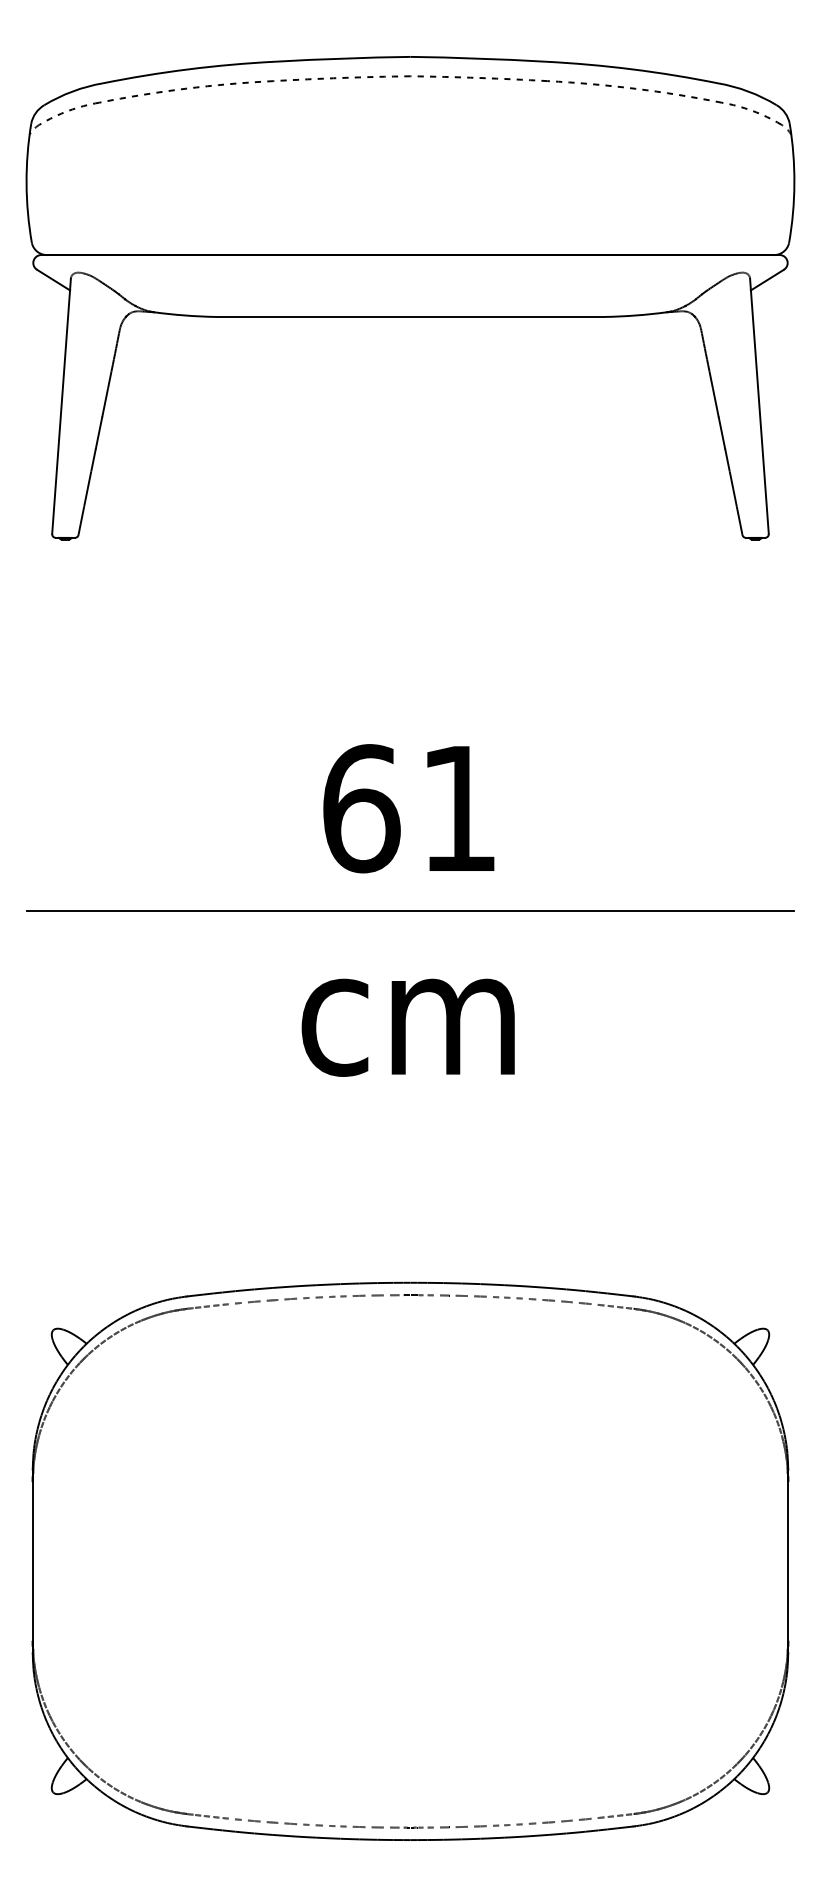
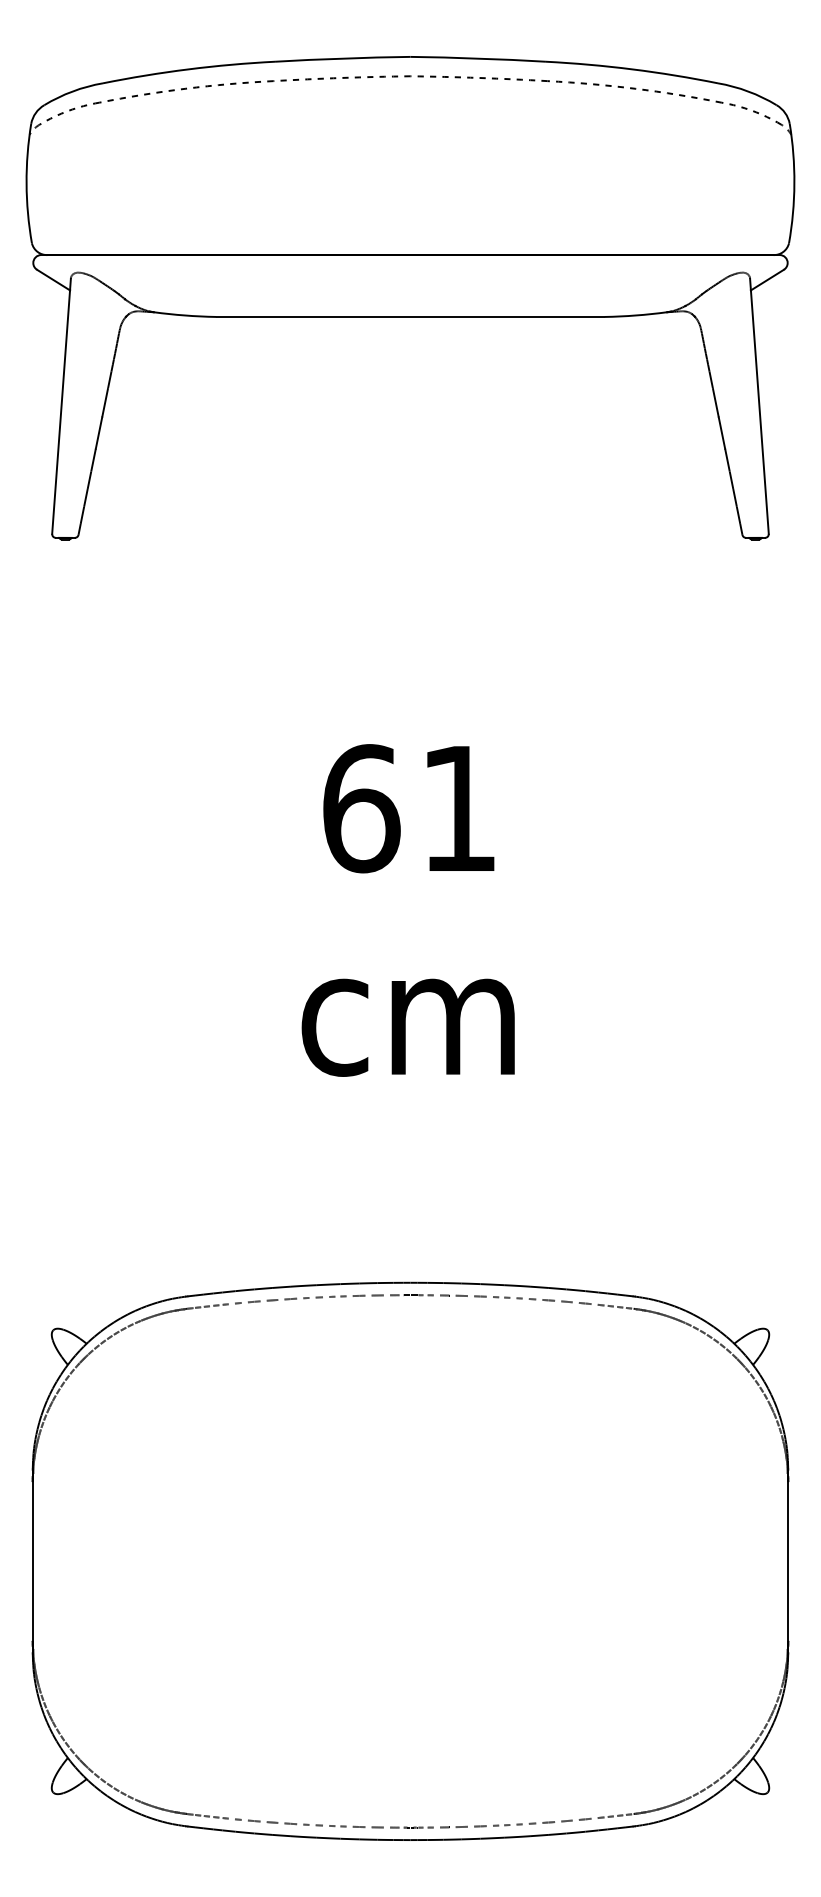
line: present -> none (410, 911)
